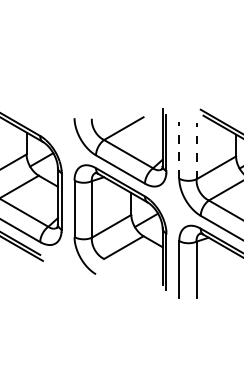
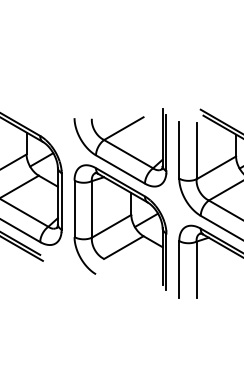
line: dashed -> solid (179, 149)
line: dashed -> solid (196, 150)
